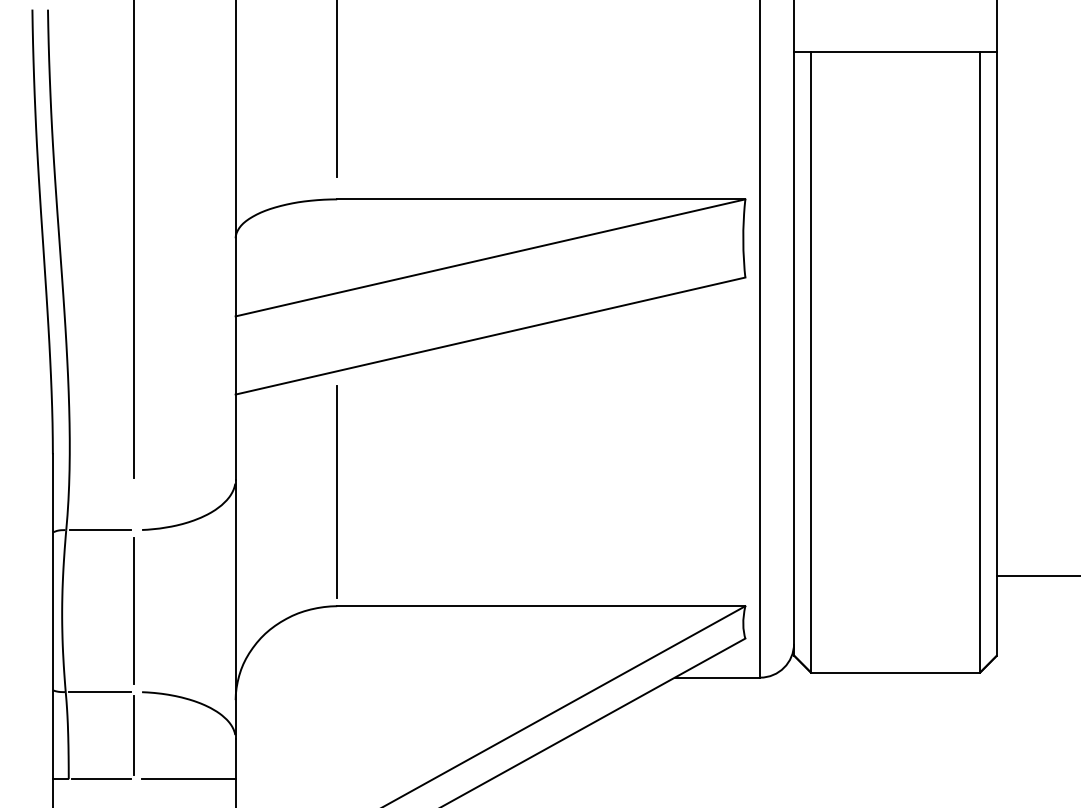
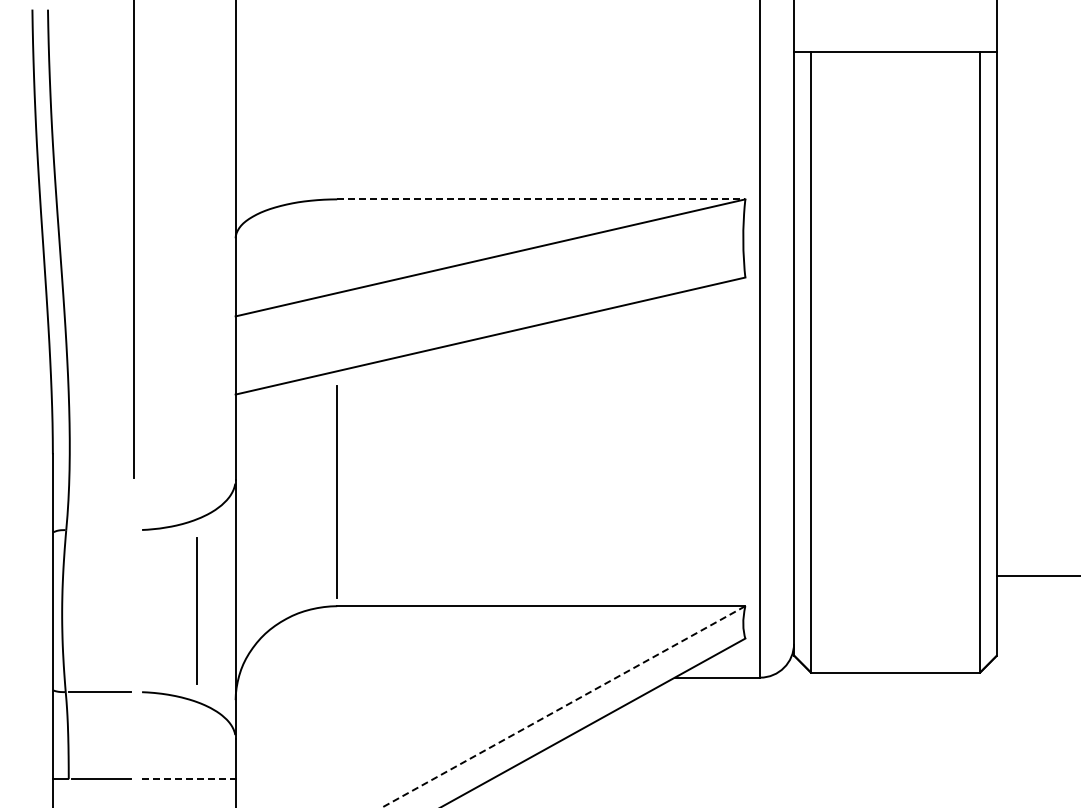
line: present -> none (337, 89)
line: solid -> dashed (541, 199)
line: present -> none (99, 530)
line position: (133, 610) -> (196, 610) (196, 610)
line: solid -> dashed (563, 707)
line: present -> none (134, 735)
line: solid -> dashed (188, 779)
